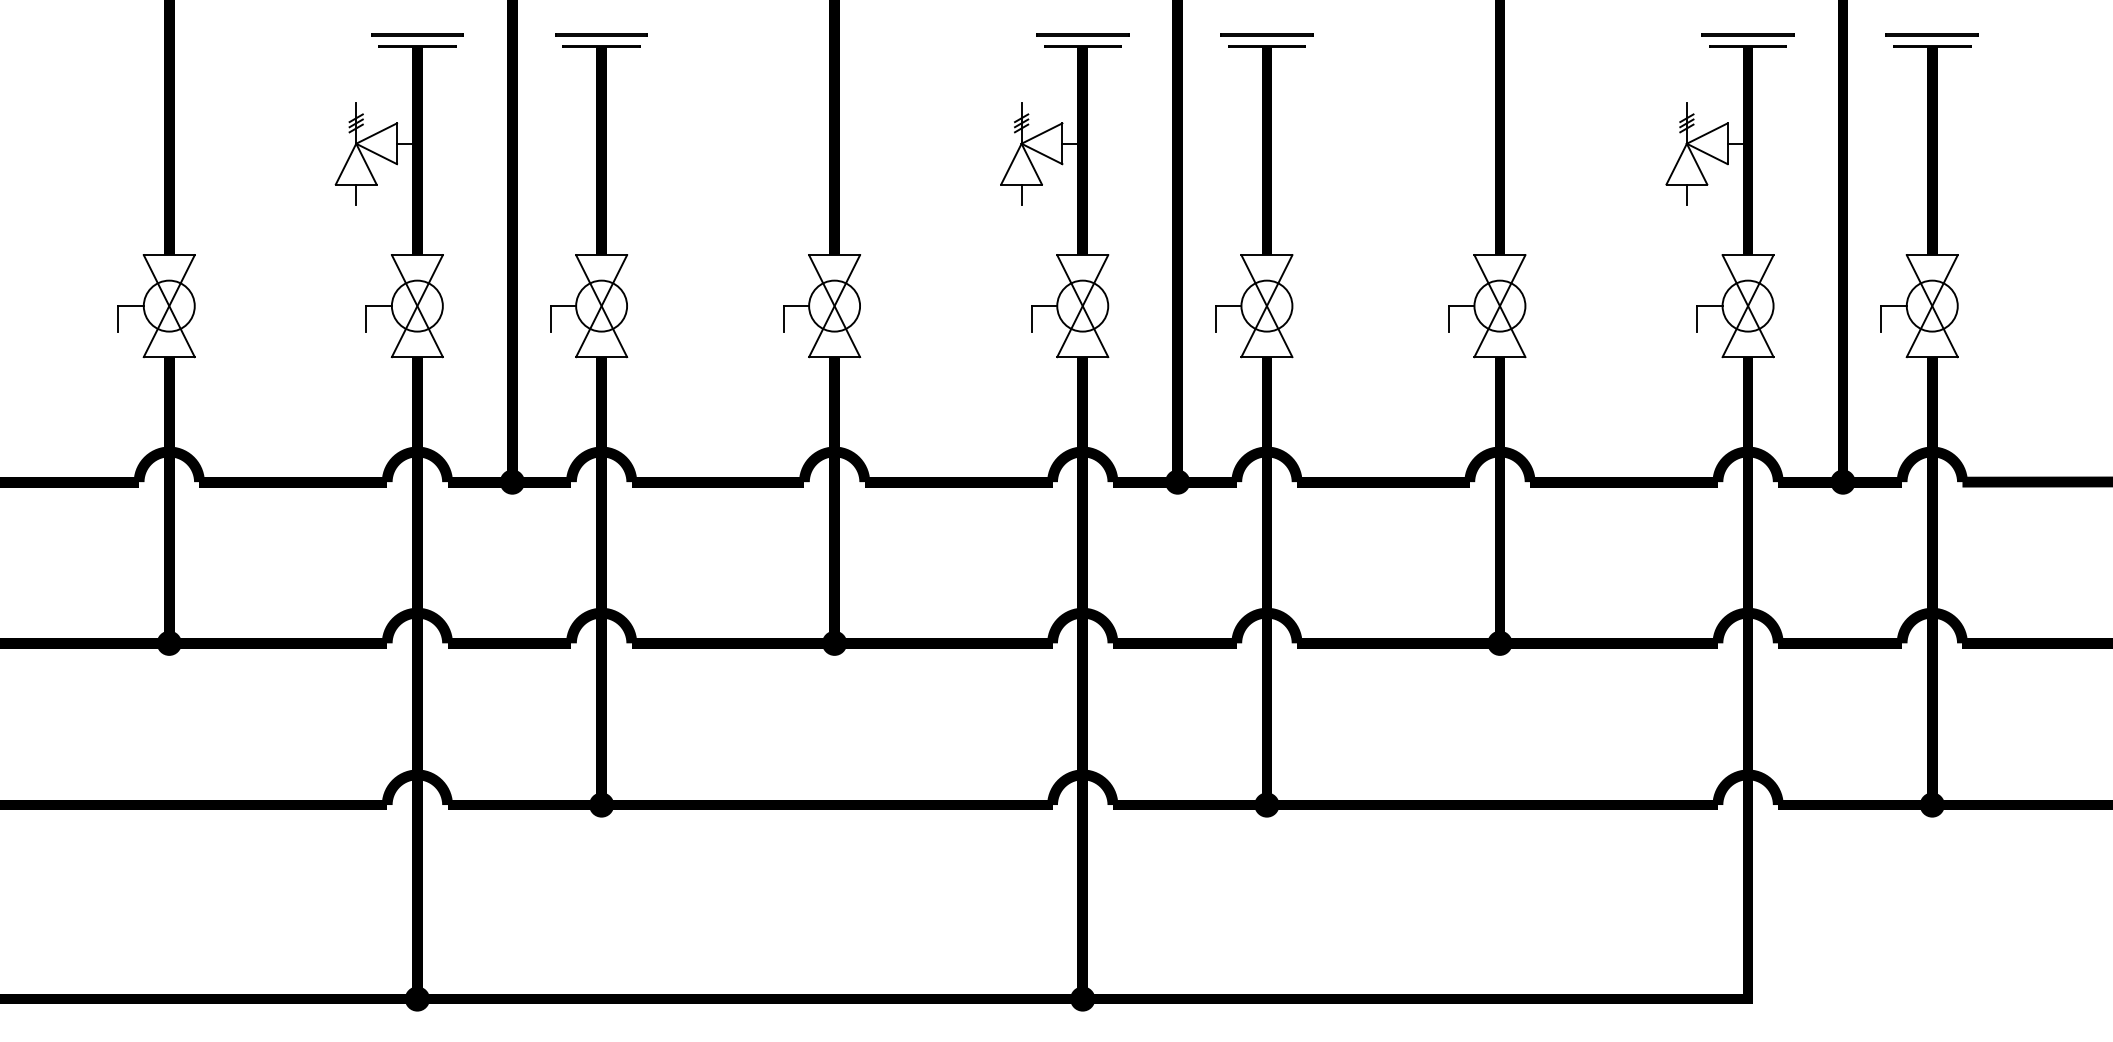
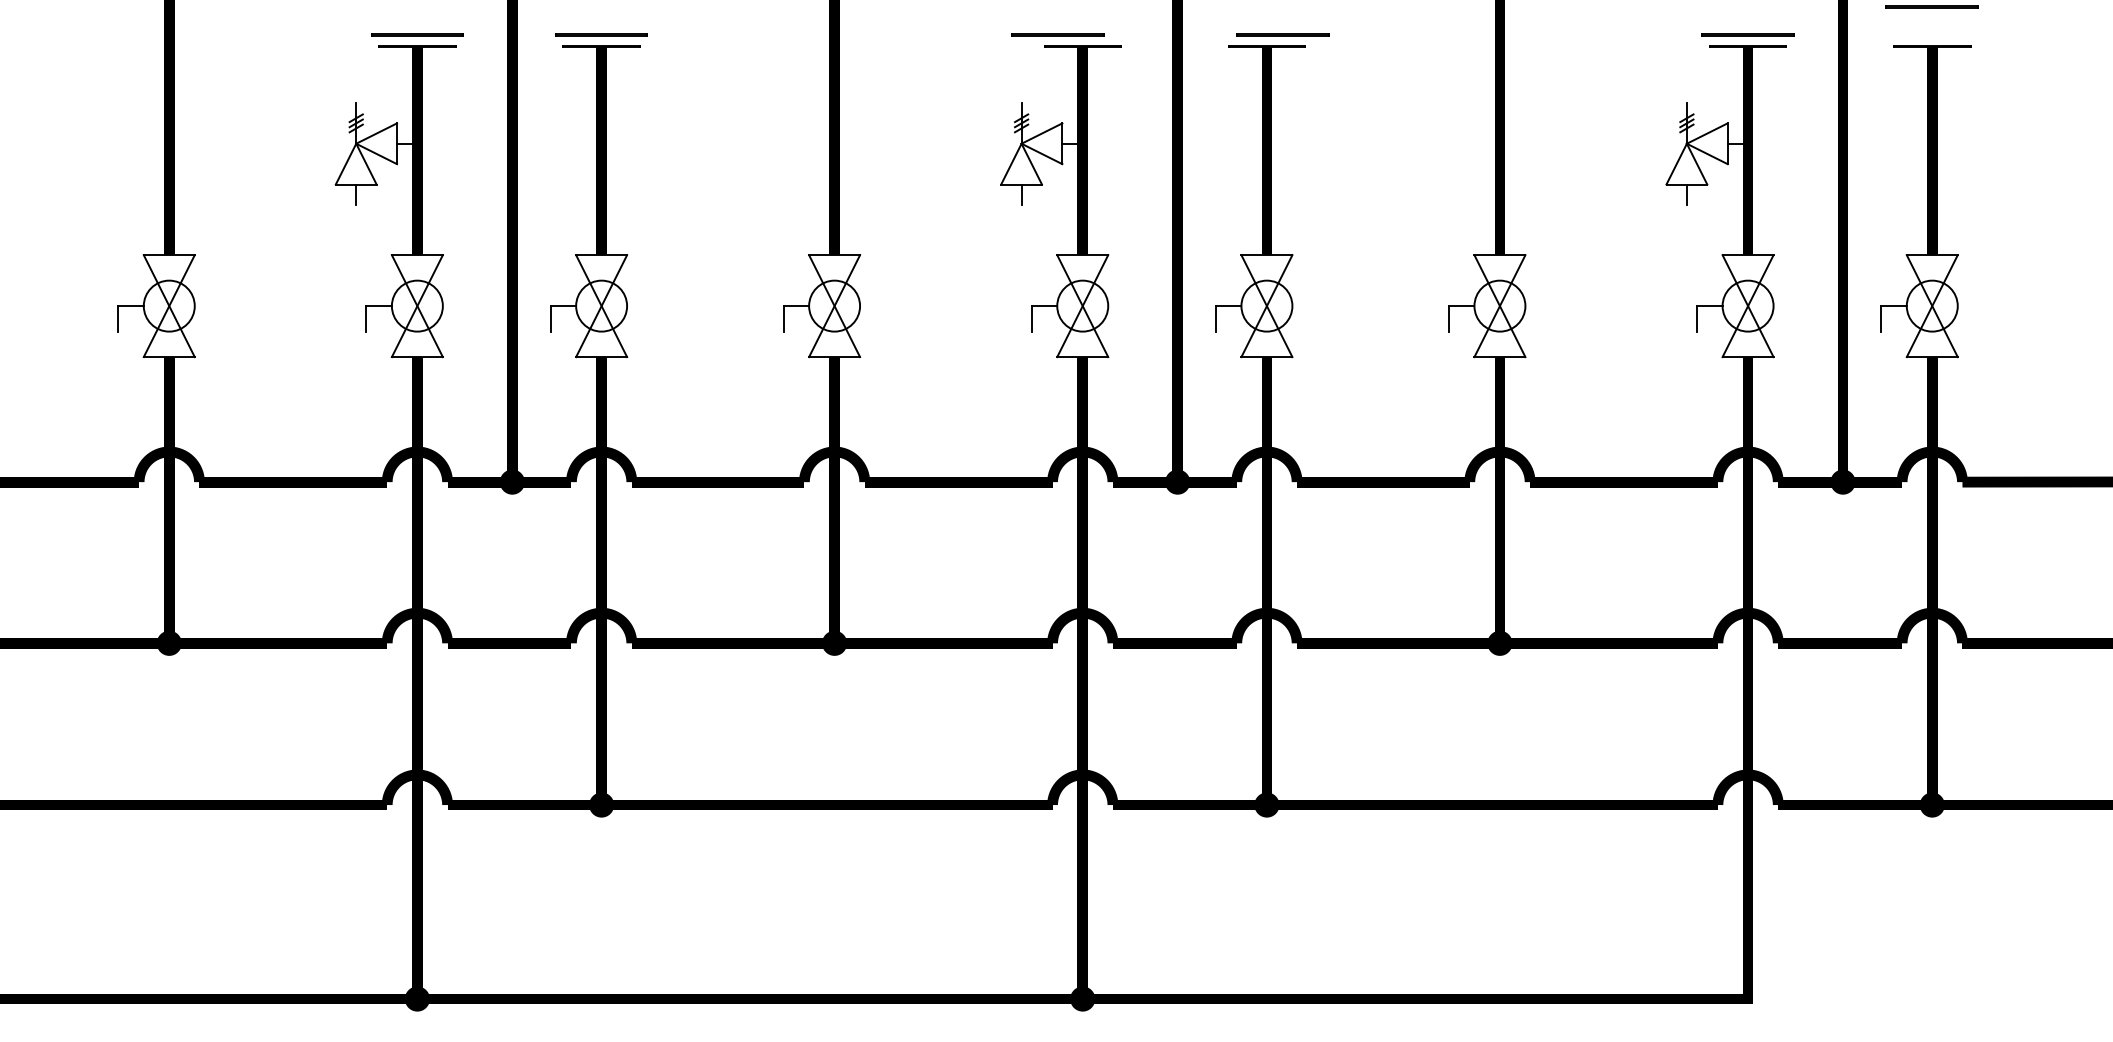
line position: (1082, 34) -> (1057, 34) (1057, 34)
line position: (1266, 34) -> (1282, 34) (1282, 34)
line position: (1931, 34) -> (1931, 6) (1931, 6)
